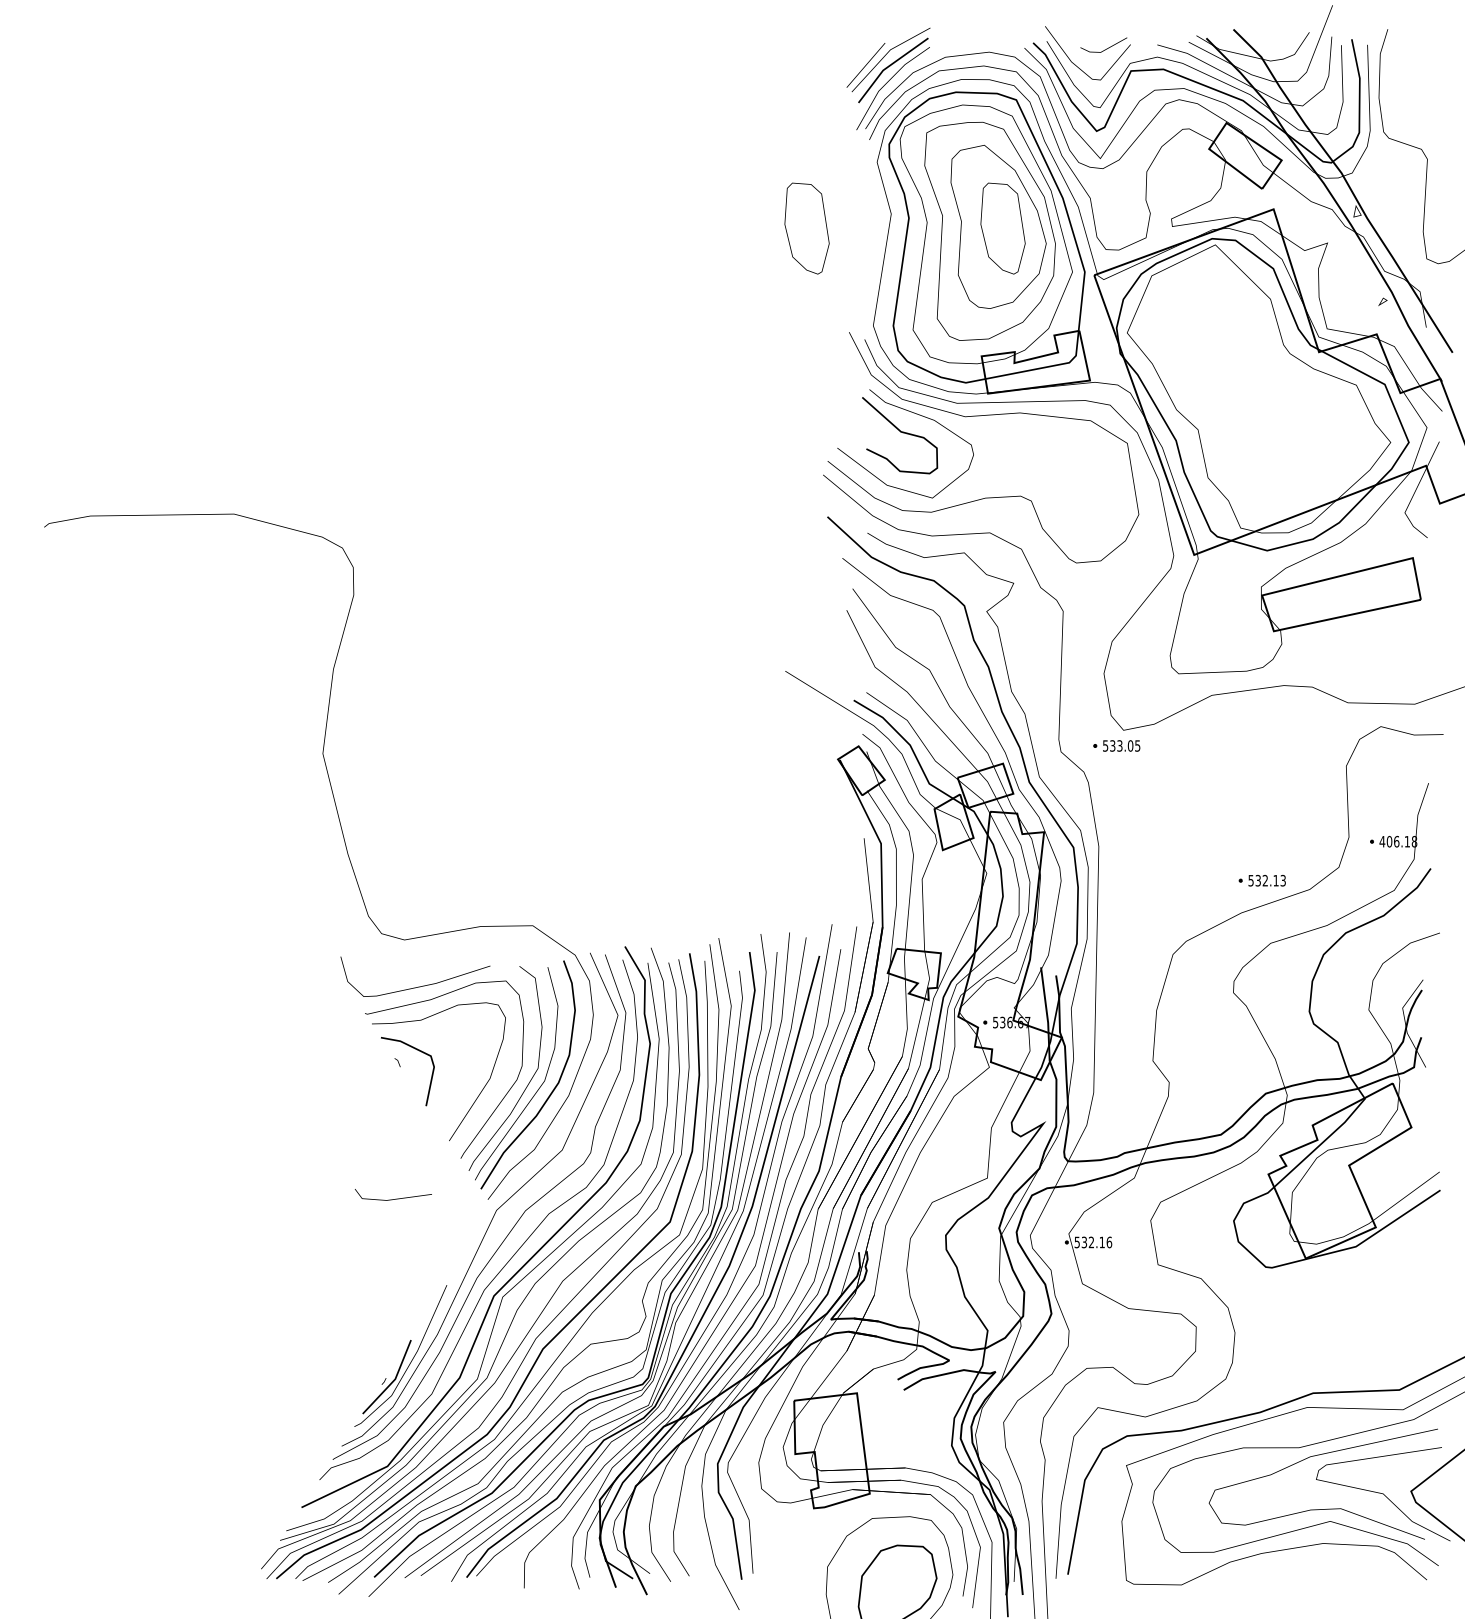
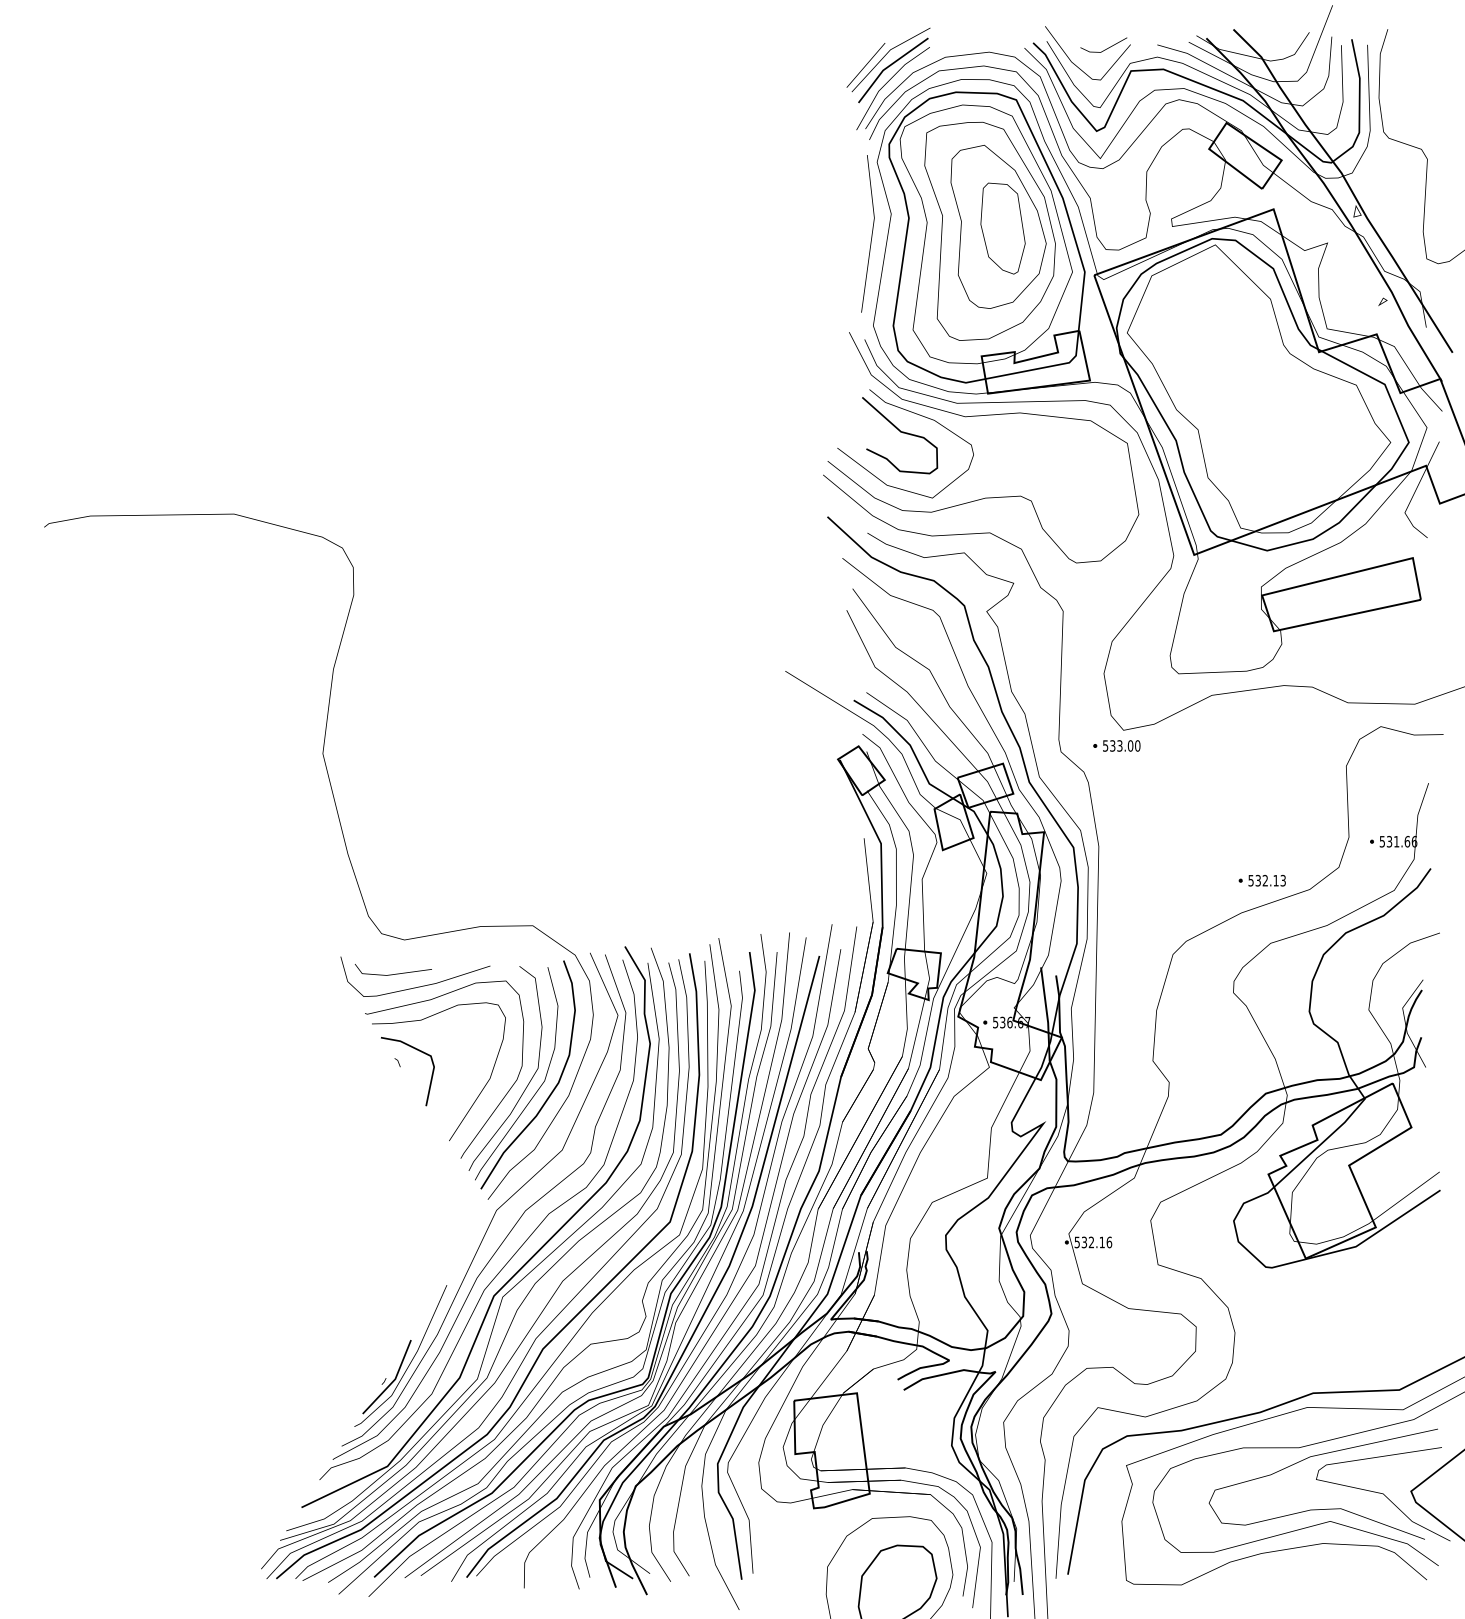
part: present -> none (806, 228)
line: none -> present (871, 234)
text: 533.05 -> 533.00 (1137, 745)
text: 406.18 -> 531.66 (1398, 841)
line position: (395, 1198) -> (395, 973) (395, 973)
